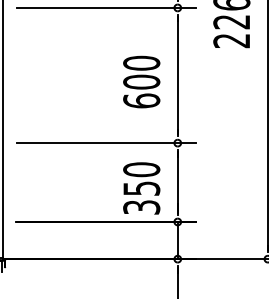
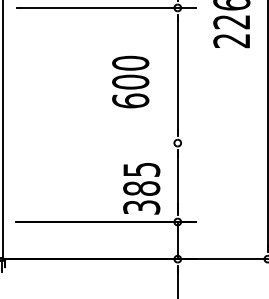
text position: (141, 81) -> (130, 81) (130, 81)
line: present -> none (105, 143)
text: 350 -> 385 (141, 178)
